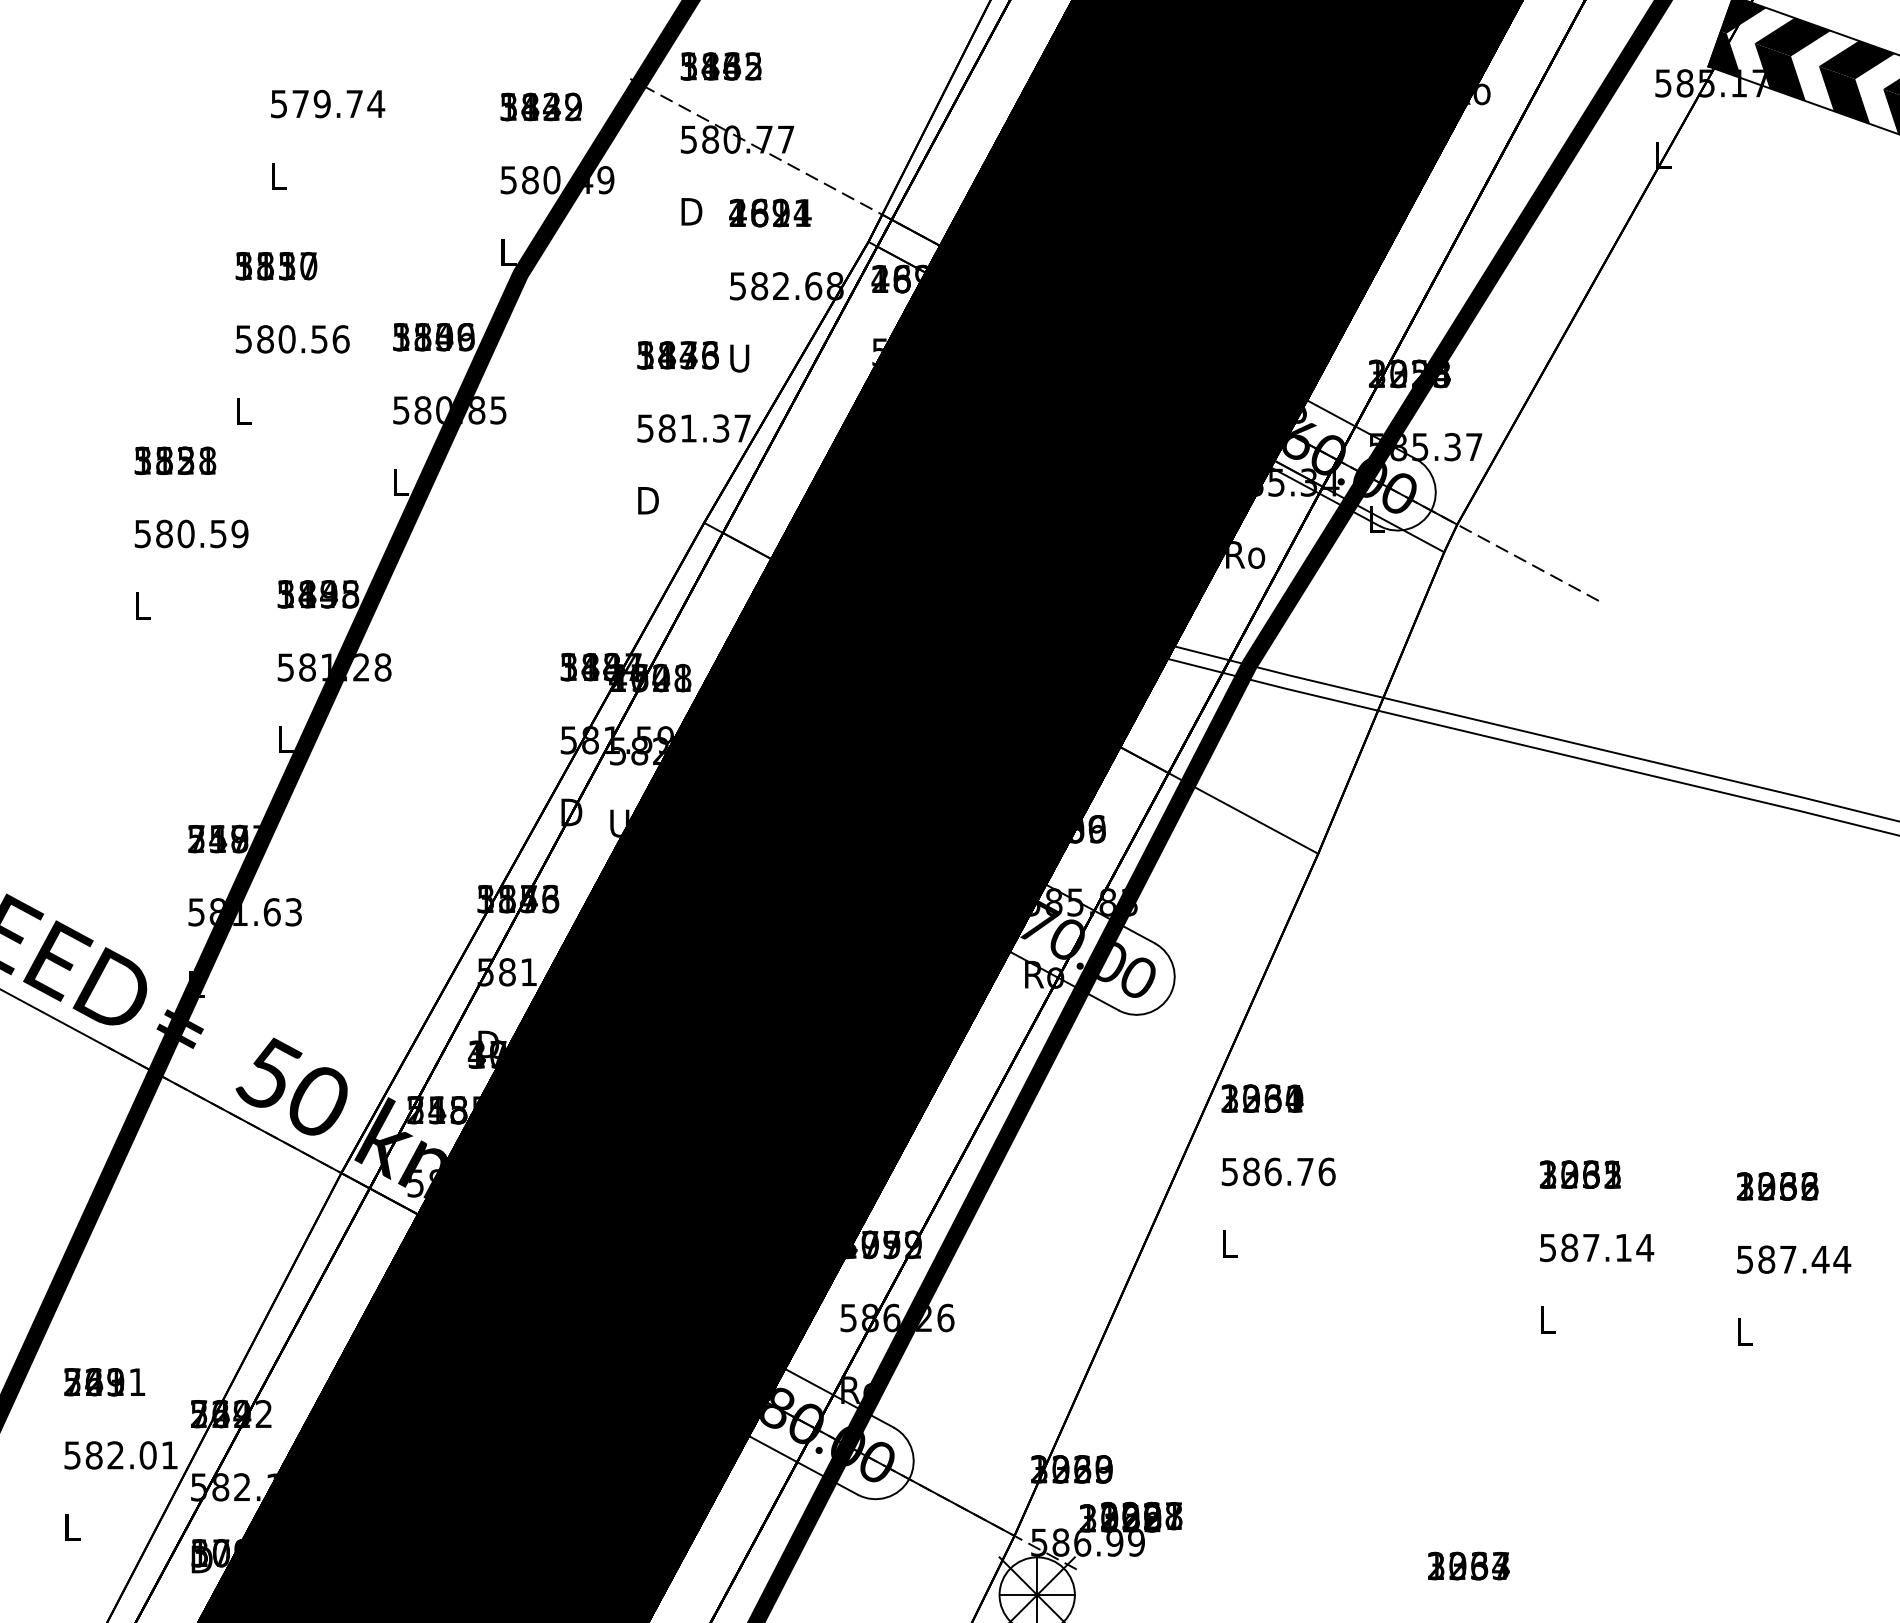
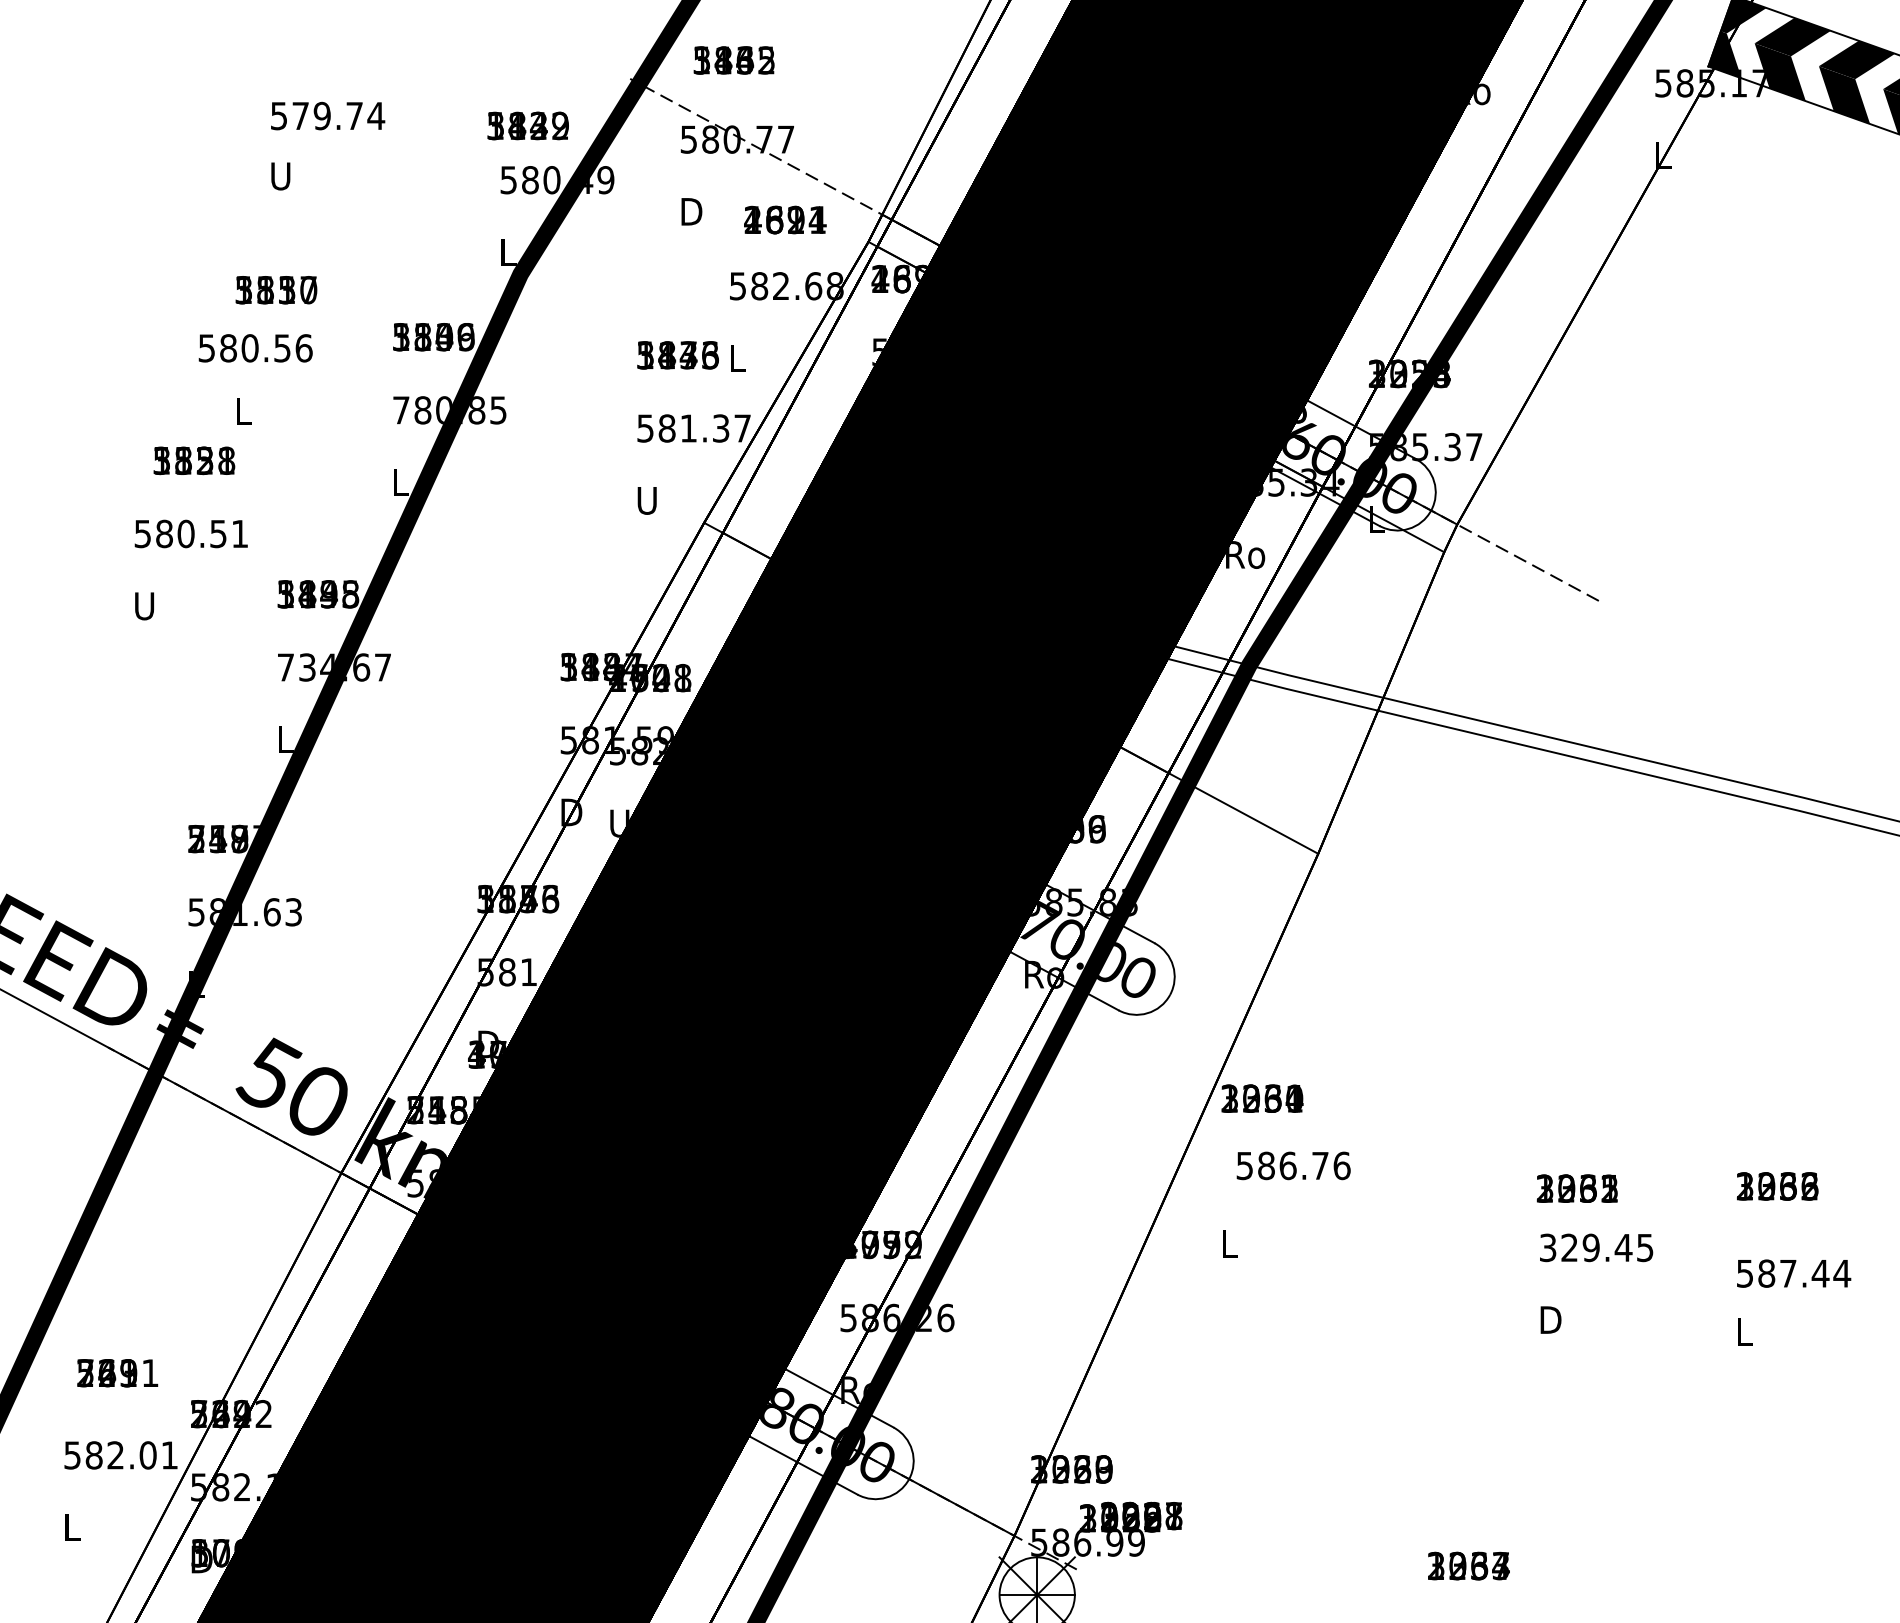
text position: (720, 66) -> (733, 60) (733, 60)
text position: (328, 103) -> (328, 115) (328, 115)
text position: (540, 106) -> (527, 125) (527, 125)
text: L -> U (280, 176)
text position: (770, 212) -> (785, 219) (785, 219)
text position: (276, 266) -> (276, 290) (276, 290)
text position: (292, 339) -> (255, 348) (255, 348)
text: U -> L (739, 358)
text: 580.85 -> 780.85 (401, 410)
text position: (175, 460) -> (194, 460) (194, 460)
text: D -> U (647, 500)
text: 580.59 -> 580.51 (239, 533)
text: L -> U (144, 606)
text: 581.28 -> 734.67 (334, 667)
text position: (1278, 1171) -> (1293, 1165) (1293, 1165)
text position: (1579, 1174) -> (1576, 1188) (1576, 1188)
text: 587.14 -> 329.45 (1597, 1247)
text position: (1794, 1259) -> (1794, 1273) (1794, 1273)
text: L -> D (1550, 1319)
text position: (104, 1382) -> (117, 1373) (117, 1373)
